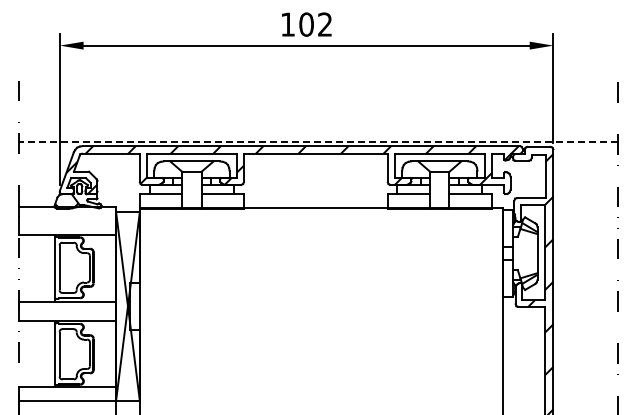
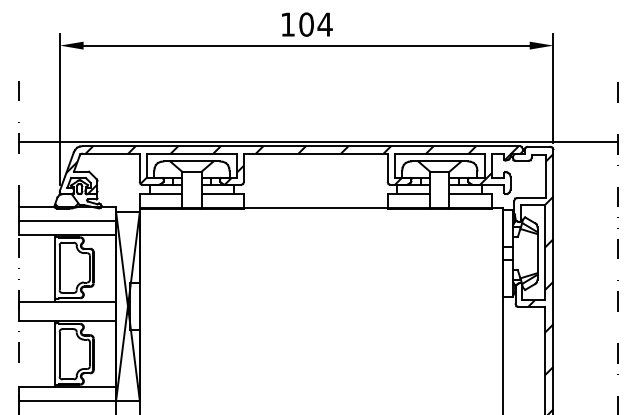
text: 102 -> 104 (324, 24)
line: dashed -> solid (318, 141)
line: none -> present (67, 221)
